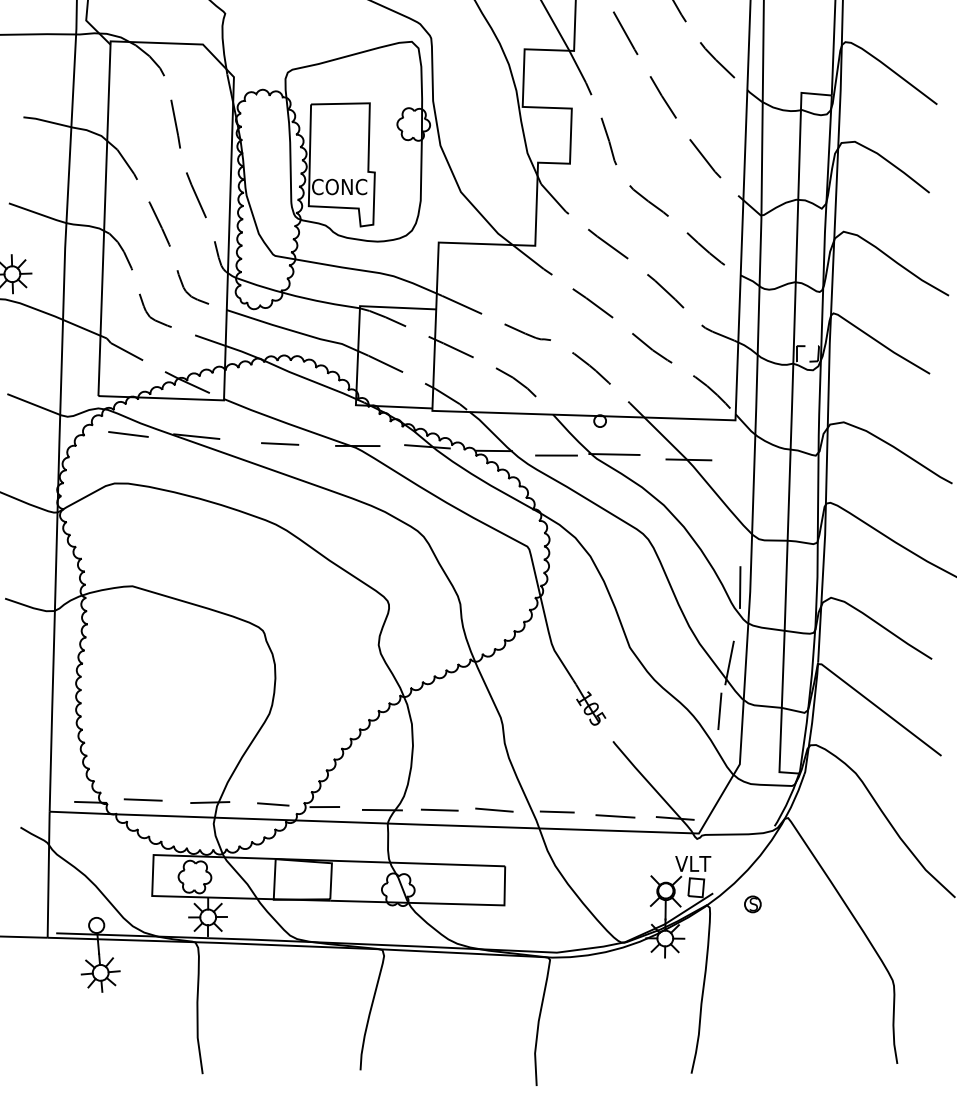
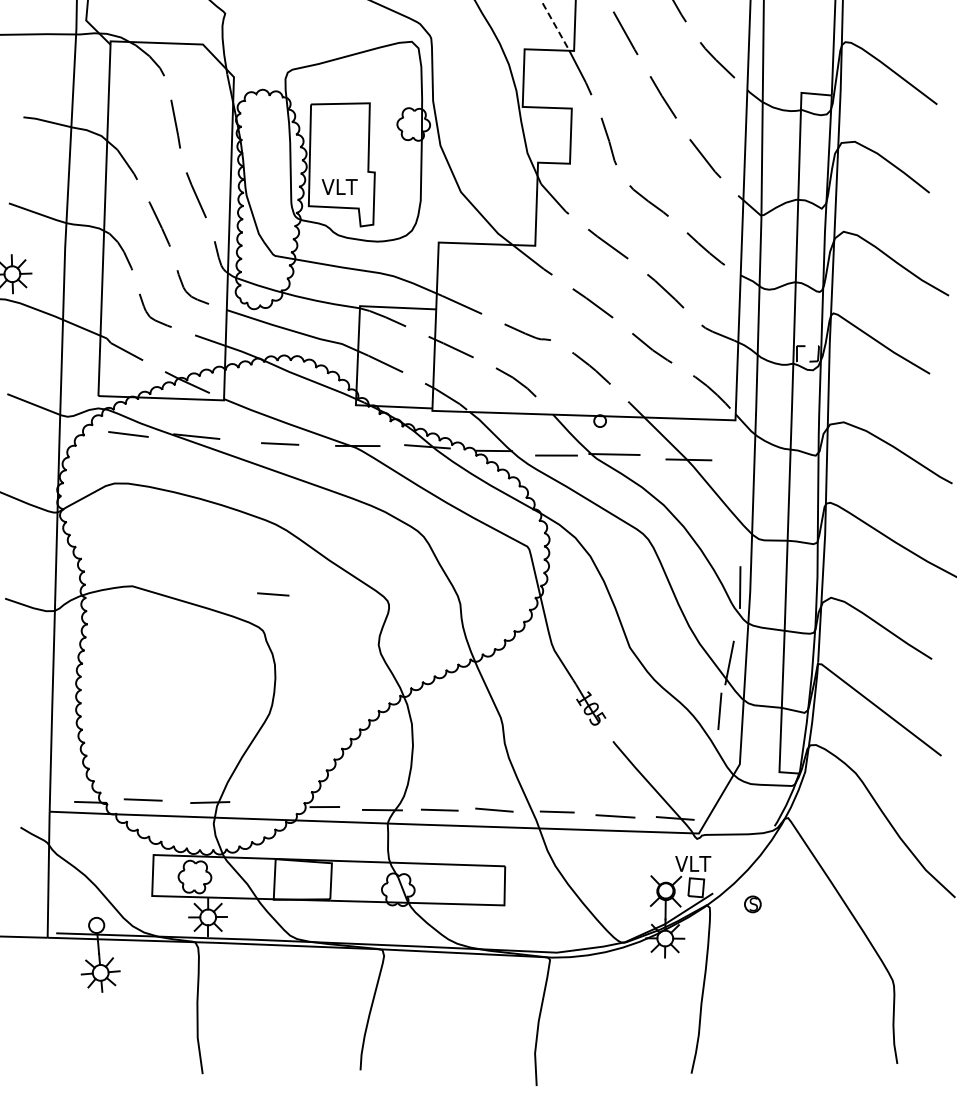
line: solid -> dashed (555, 26)
text: CONC -> VLT (339, 186)
line position: (273, 804) -> (273, 594) (273, 594)
